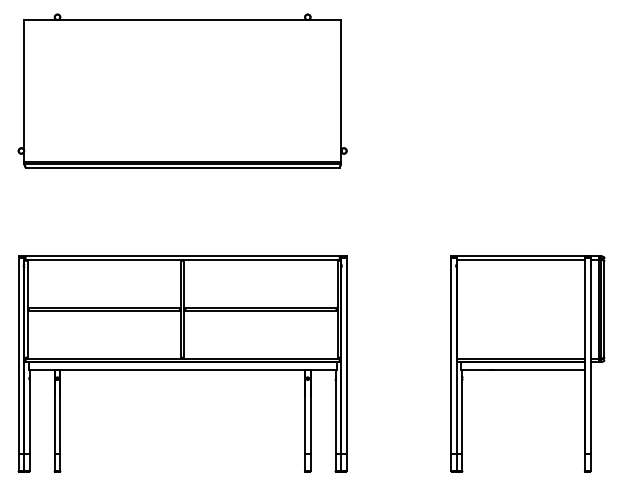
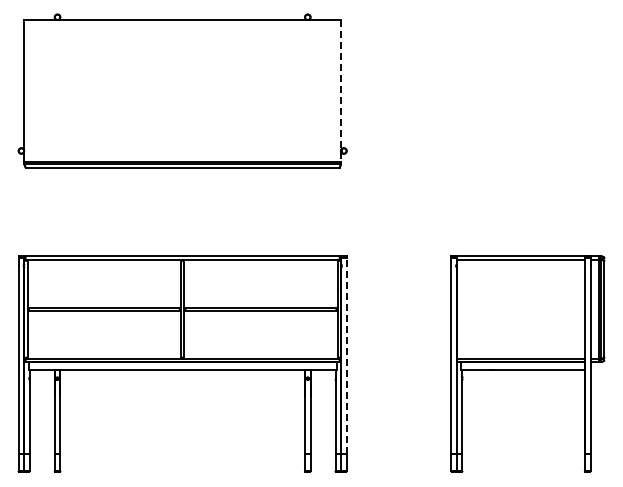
line: solid -> dashed (340, 91)
line: solid -> dashed (346, 355)
